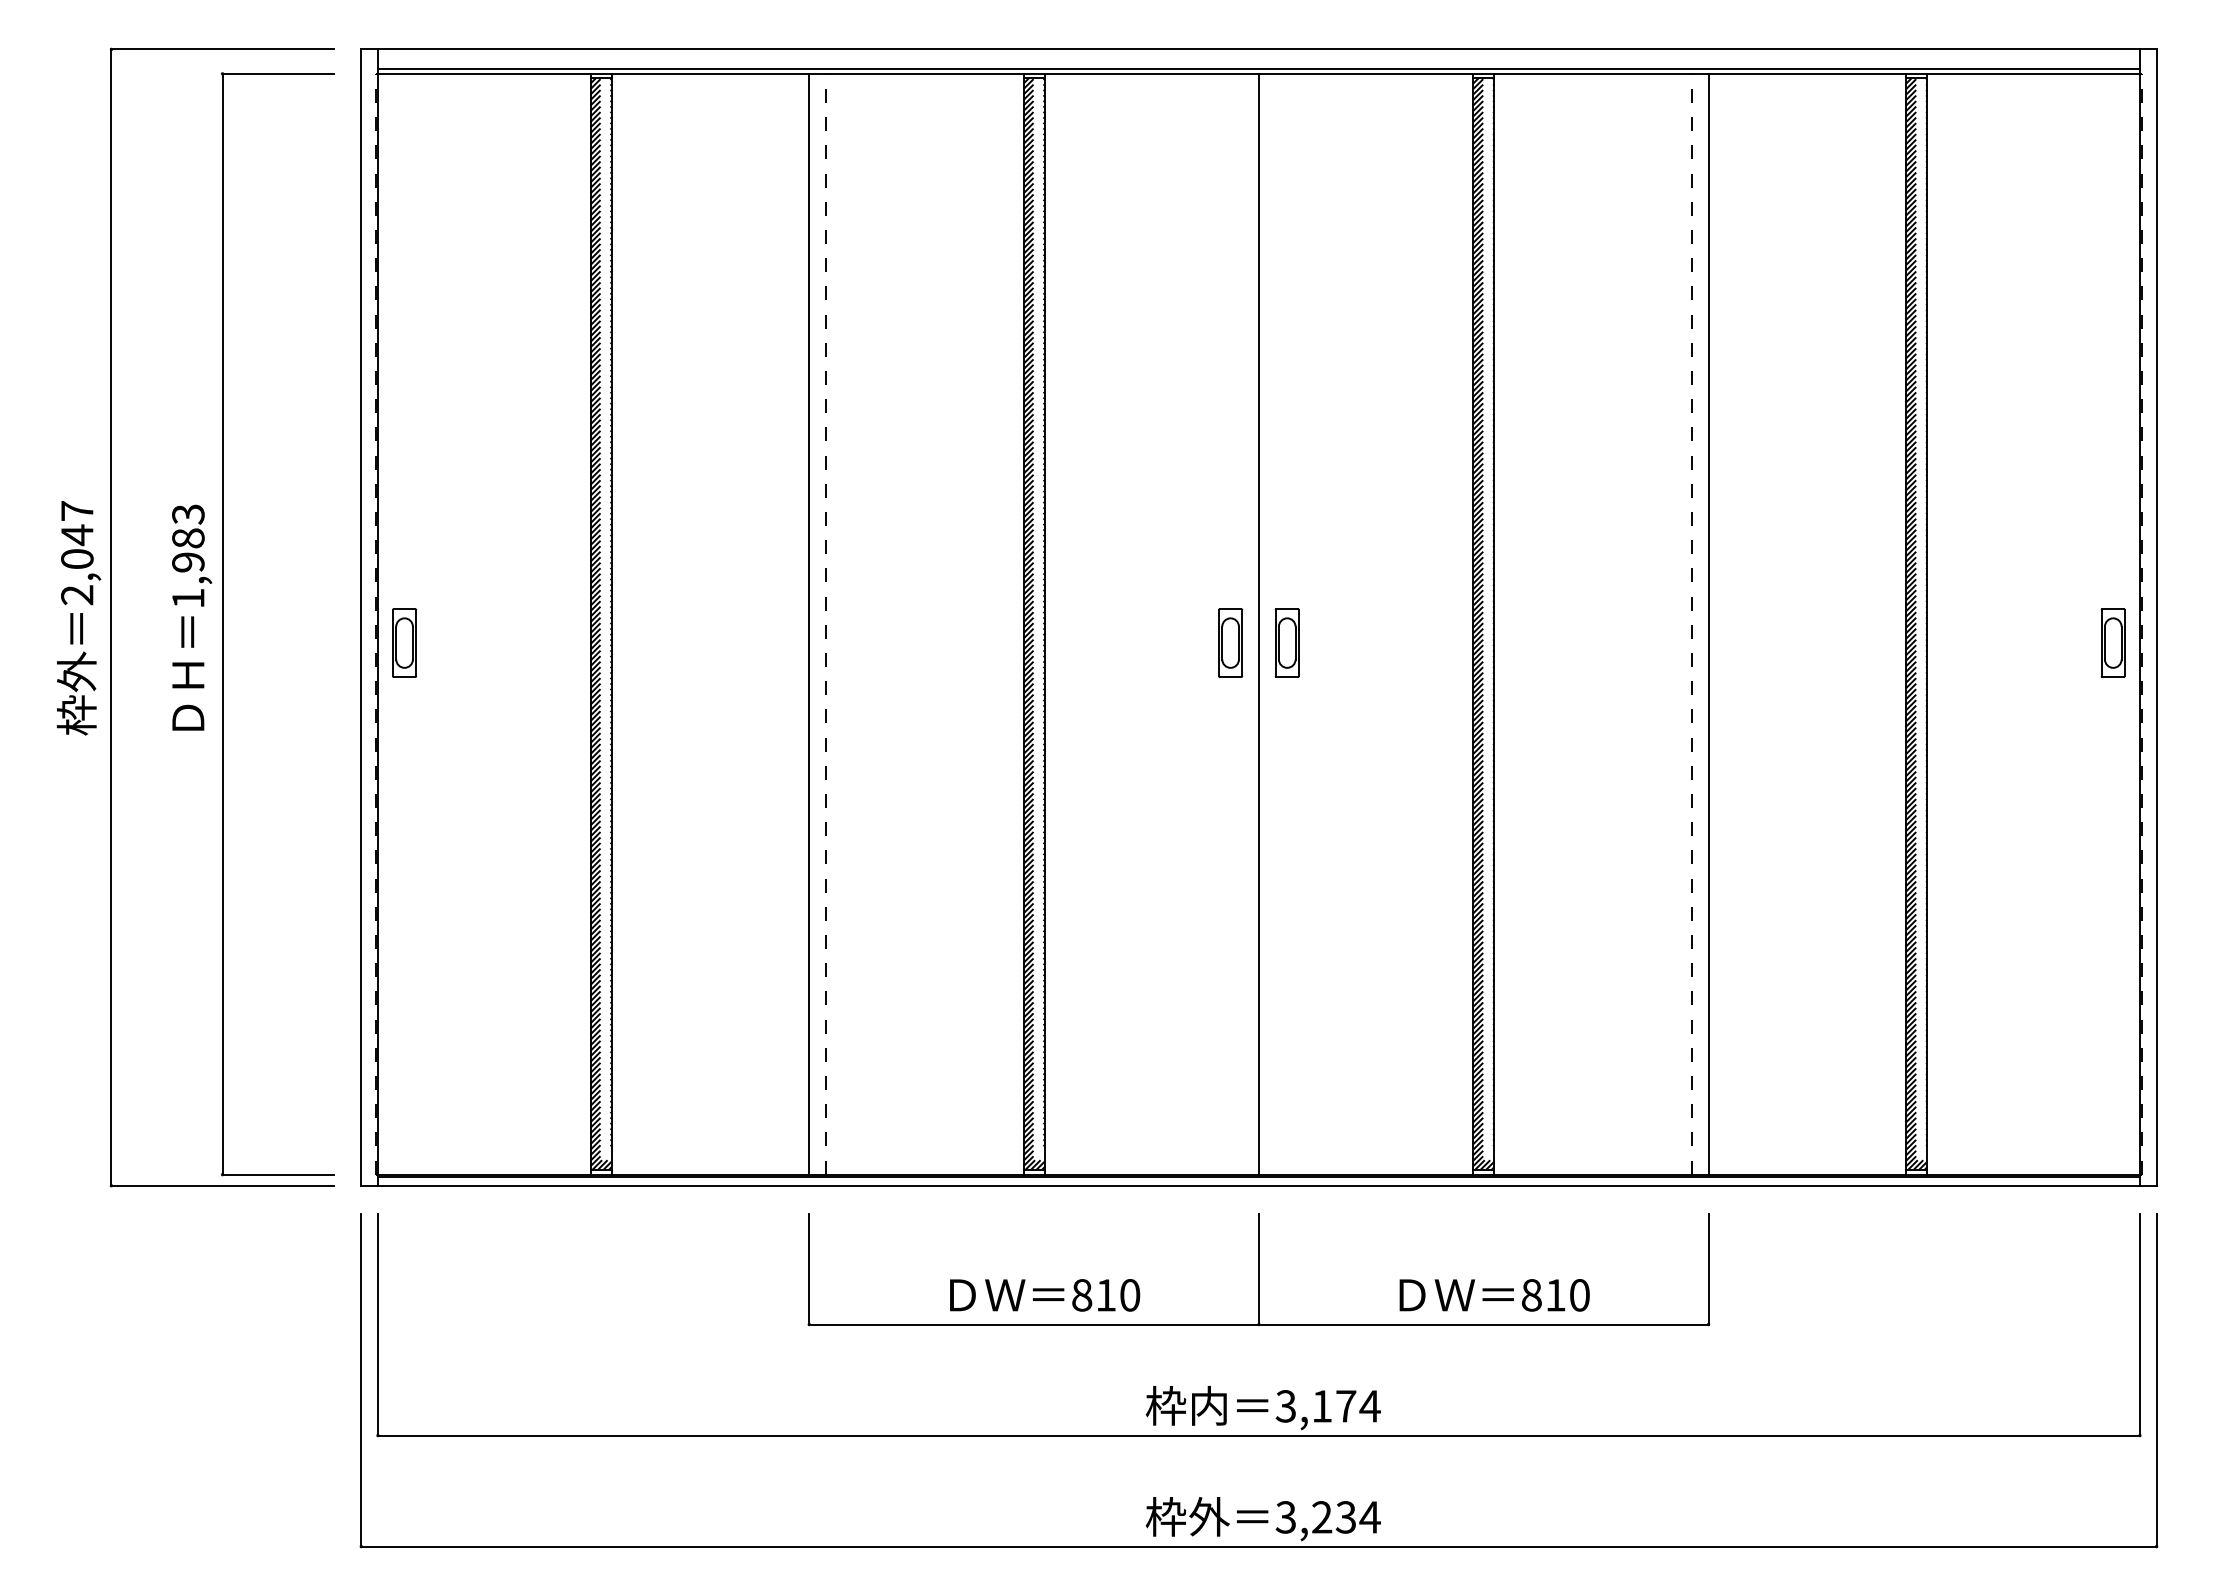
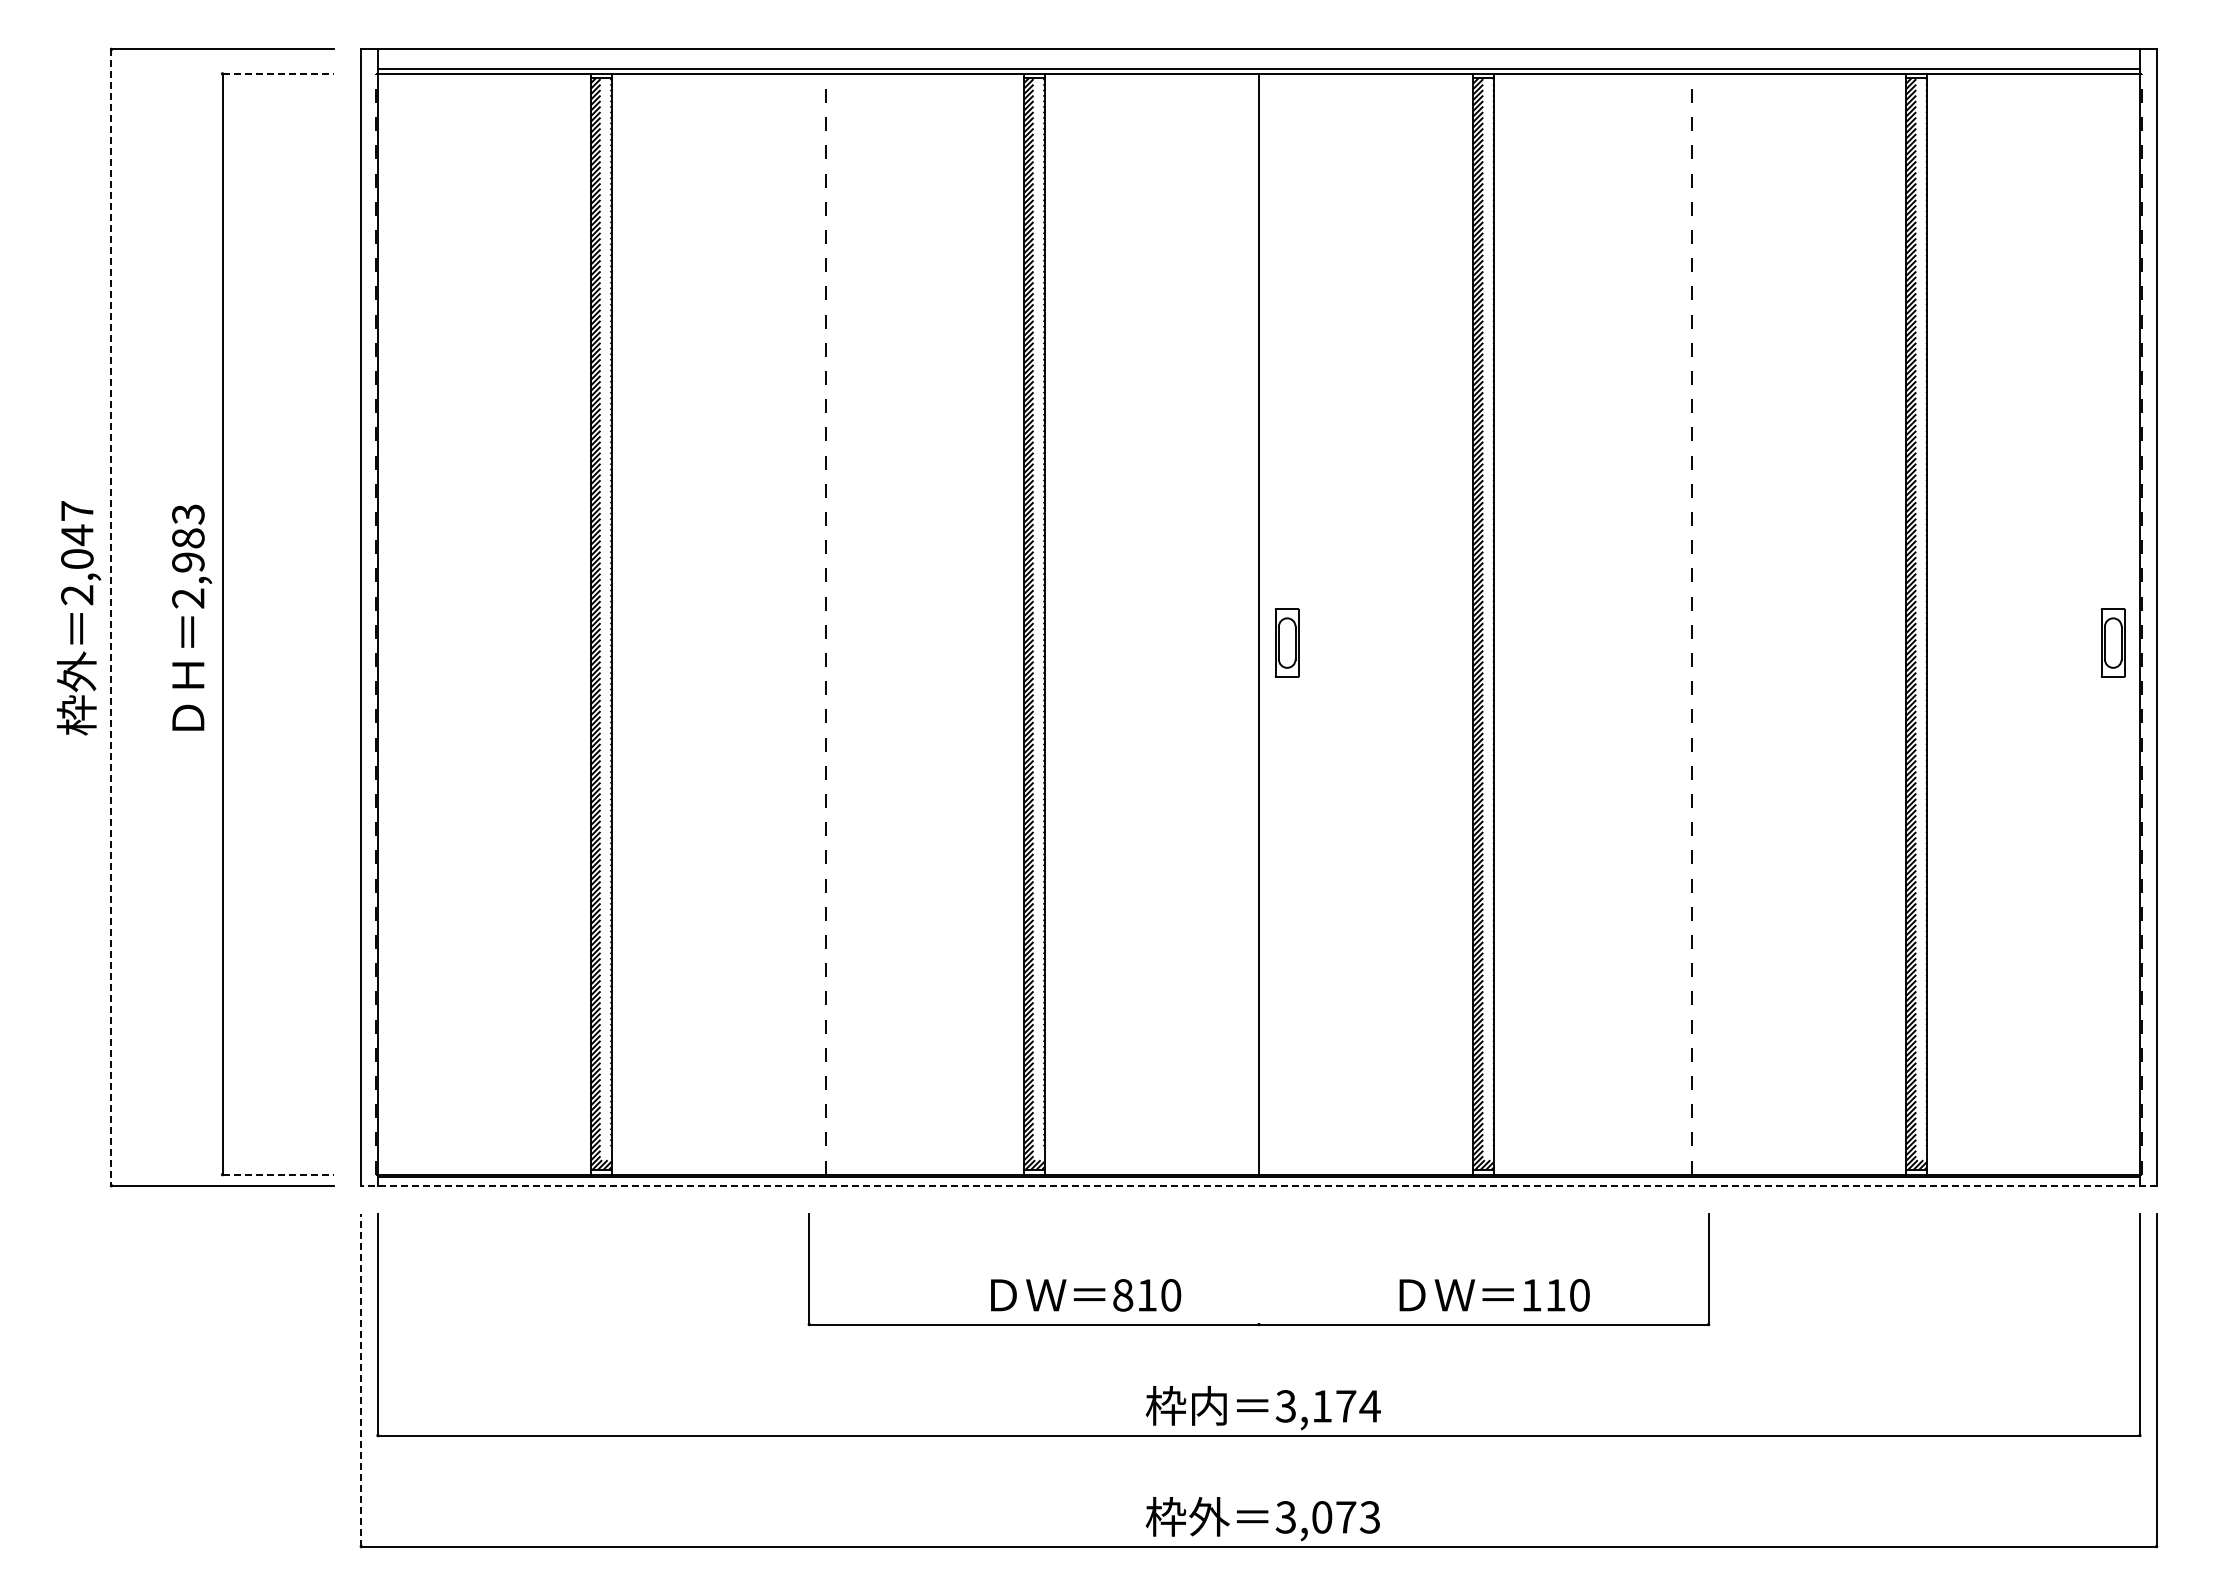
line: solid -> dashed (278, 73)
text: 1,983 -> 2,983 (188, 598)
line: solid -> dashed (111, 618)
line: present -> none (809, 623)
line: present -> none (1708, 623)
part: present -> none (404, 642)
part: present -> none (1230, 642)
line: solid -> dashed (278, 1174)
line: solid -> dashed (1258, 1185)
line: present -> none (1258, 1268)
text position: (1045, 1295) -> (1086, 1295) (1086, 1295)
text: 810 -> 110 (1531, 1295)
line: solid -> dashed (361, 1380)
text: 3,234 -> 3,073 (1346, 1517)
